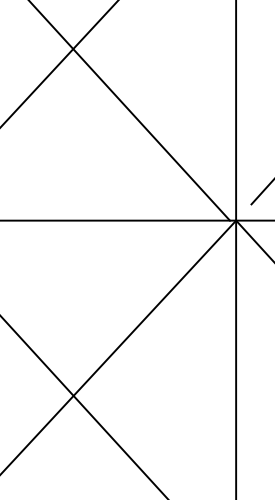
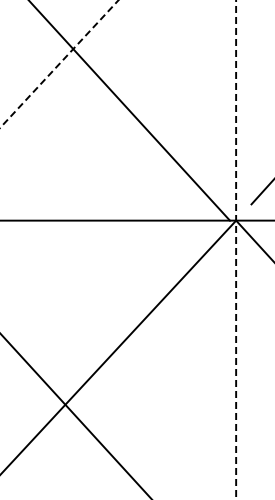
line: solid -> dashed (59, 64)
line: solid -> dashed (236, 251)
line position: (83, 406) -> (75, 415) (75, 415)
